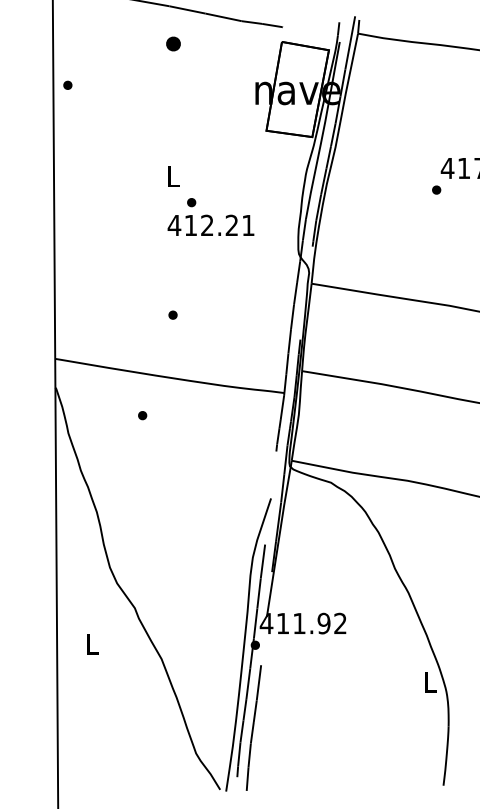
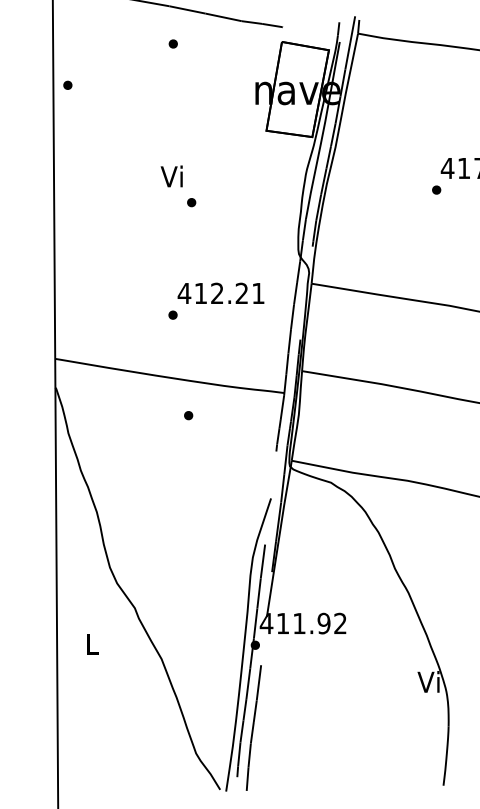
part size: 15x16 px -> 10x10 px (172, 43)
text: L -> Vi (171, 176)
text position: (210, 224) -> (220, 292) (220, 292)
part position: (142, 415) -> (188, 415) (188, 415)
text: L -> Vi (428, 681)
